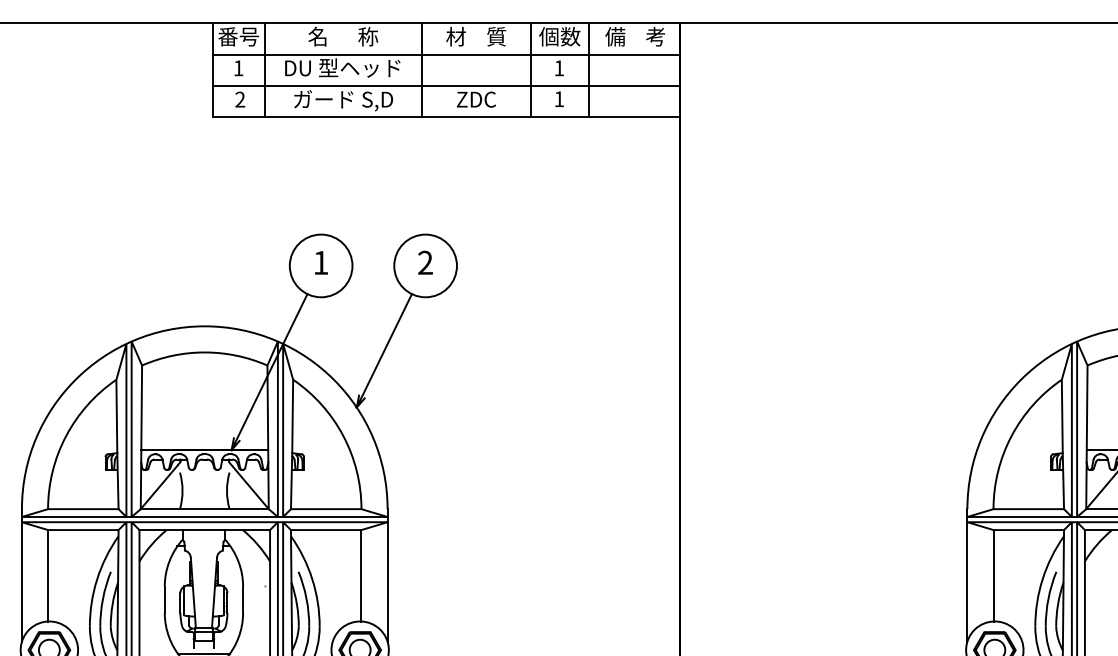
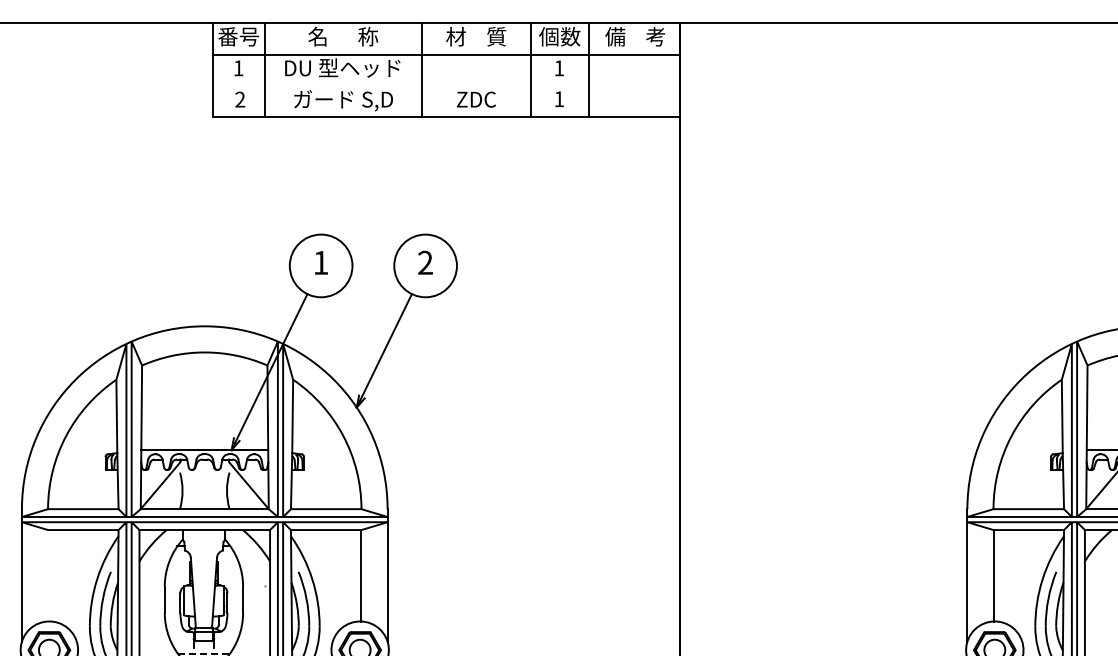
line: present -> none (446, 86)
line: present -> none (48, 575)
line: solid -> dashed (203, 654)
